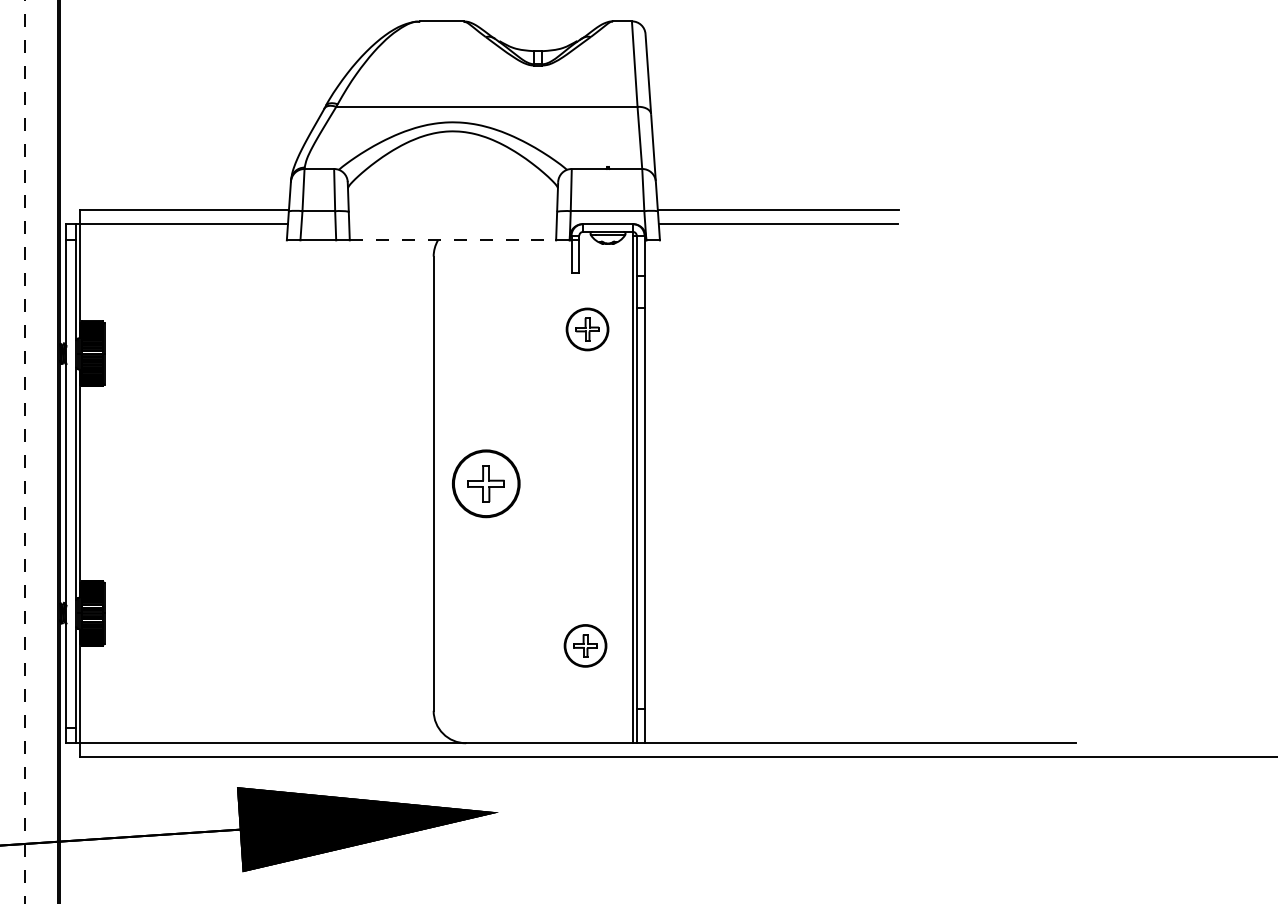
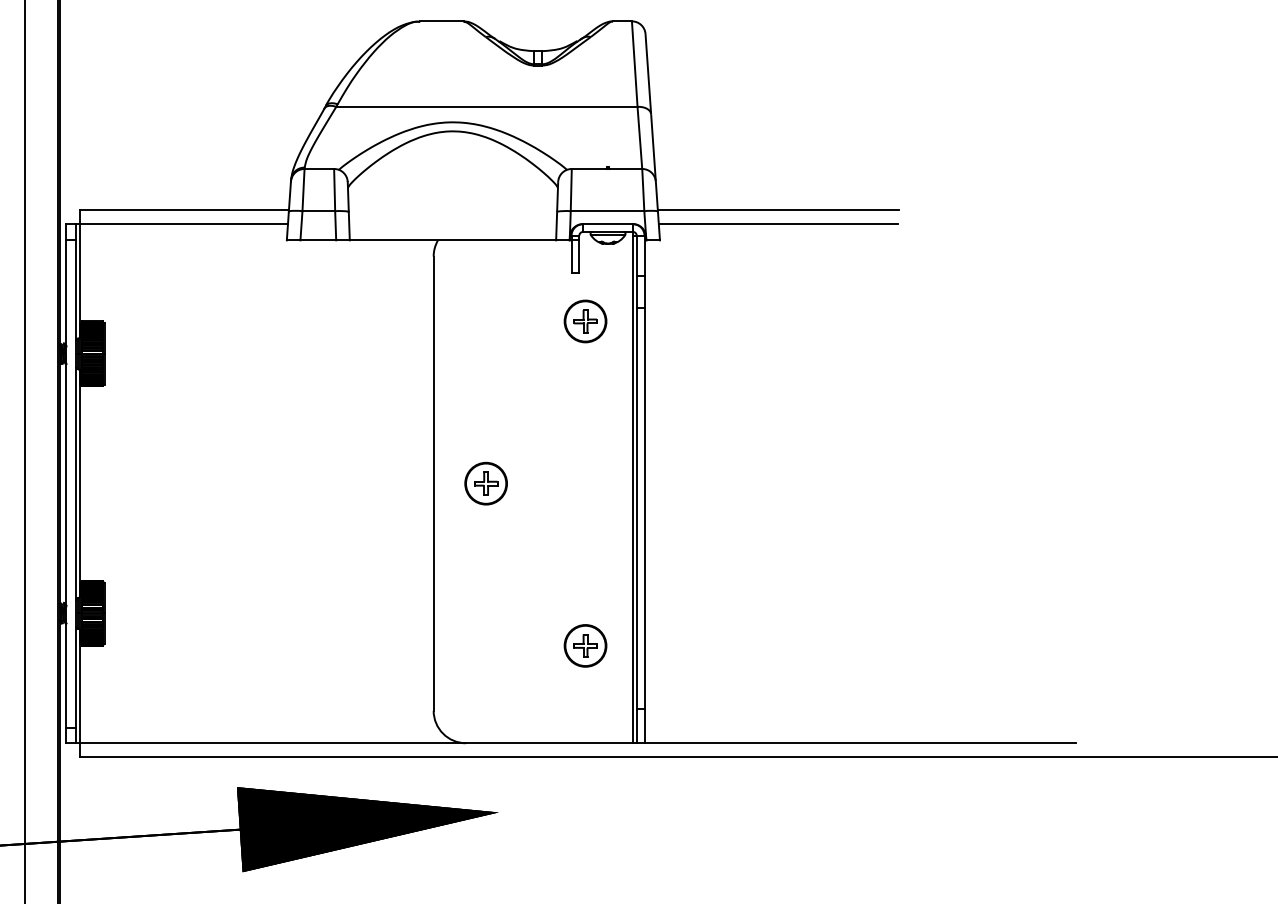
line: dashed -> solid (453, 240)
part position: (587, 329) -> (585, 321) (585, 321)
line: dashed -> solid (25, 451)
part size: 69x70 px -> 44x45 px (485, 483)
